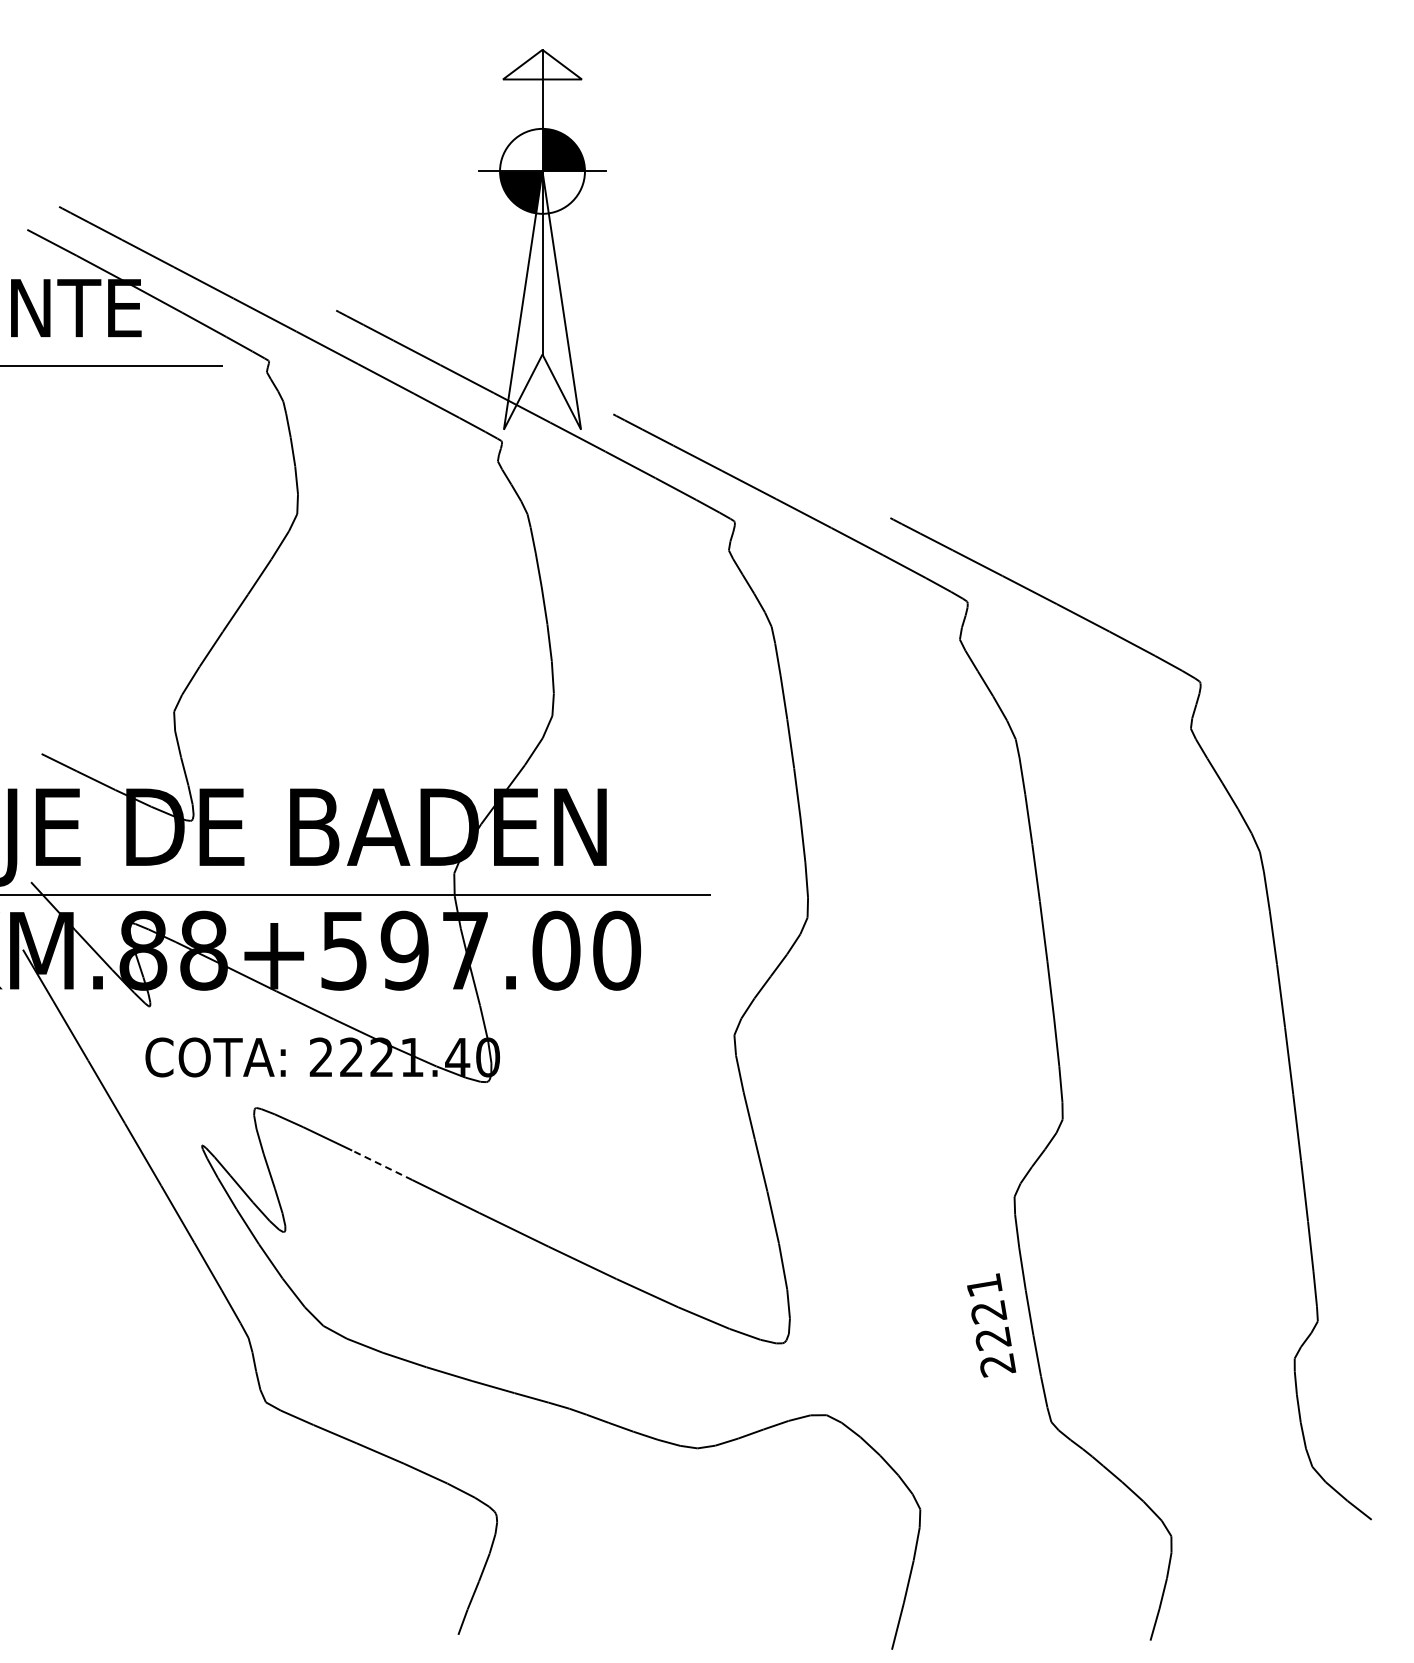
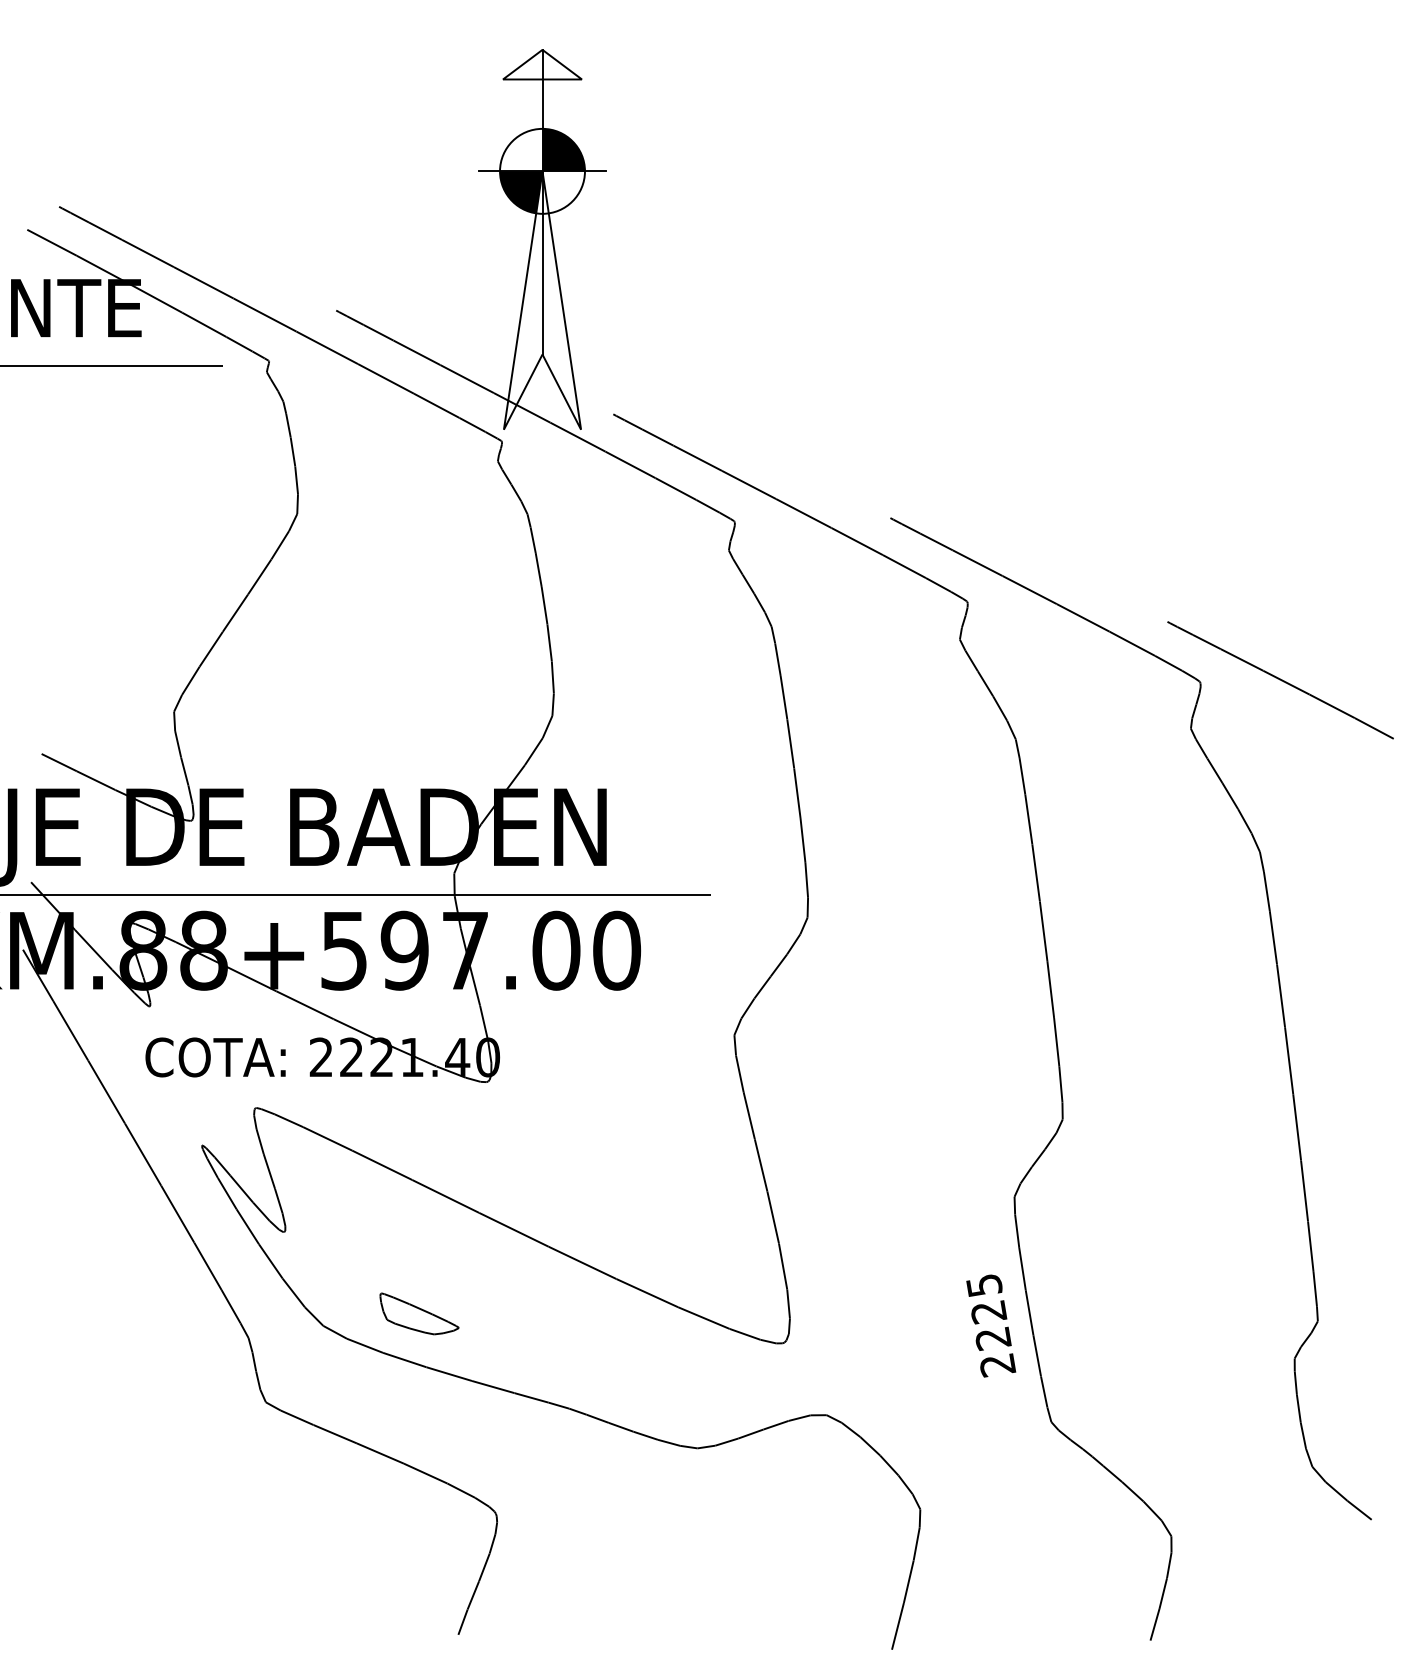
line: none -> present (1280, 680)
line: dashed -> solid (381, 1165)
text: 2221 -> 2225 (984, 1284)
part: none -> present (419, 1313)
